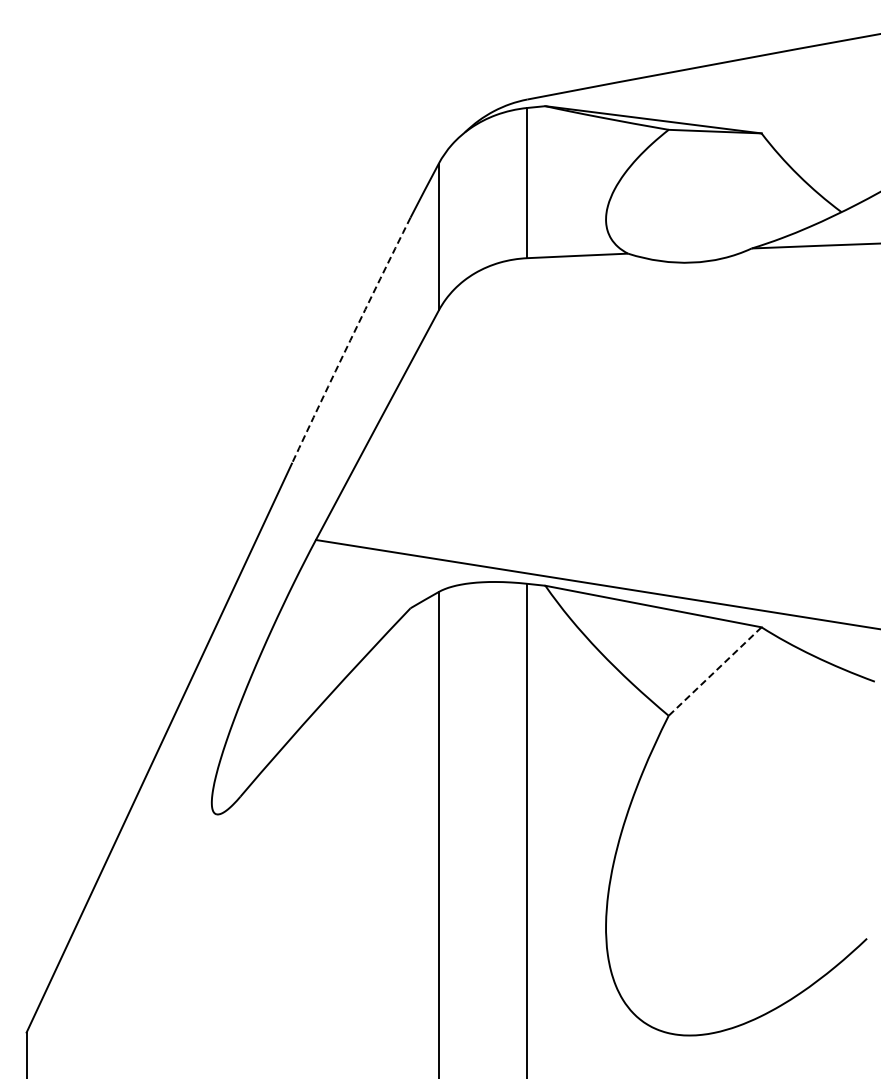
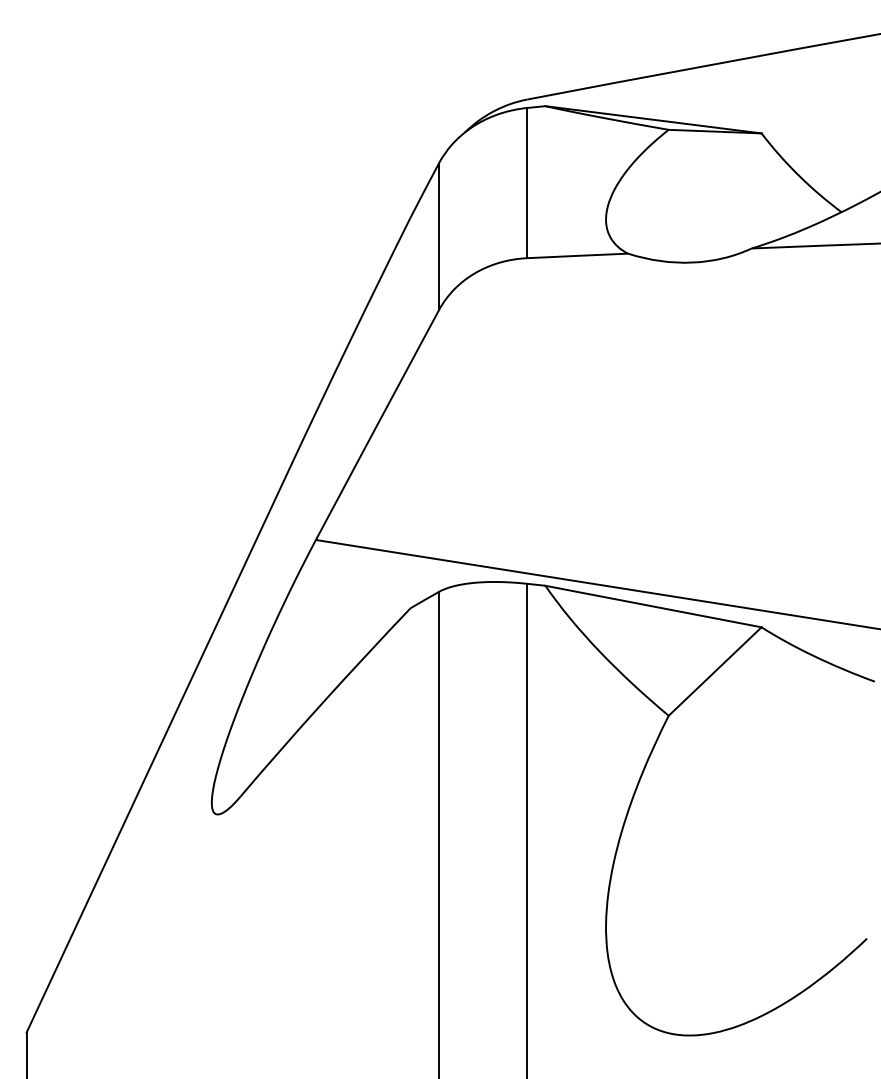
arc: dashed -> solid (350, 340)
line: dashed -> solid (714, 671)
